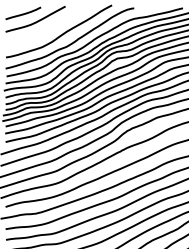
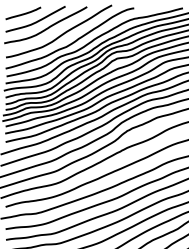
curve: none -> present (47, 27)
